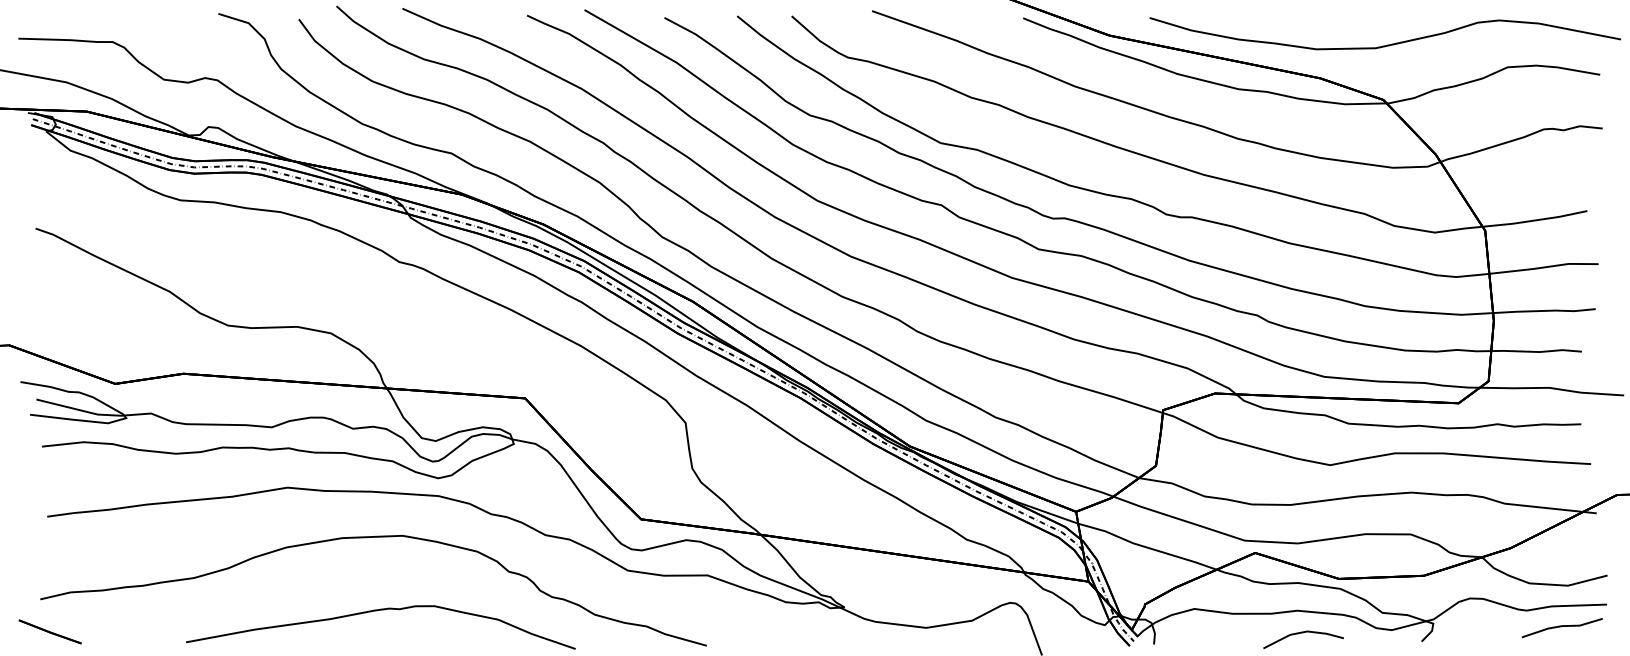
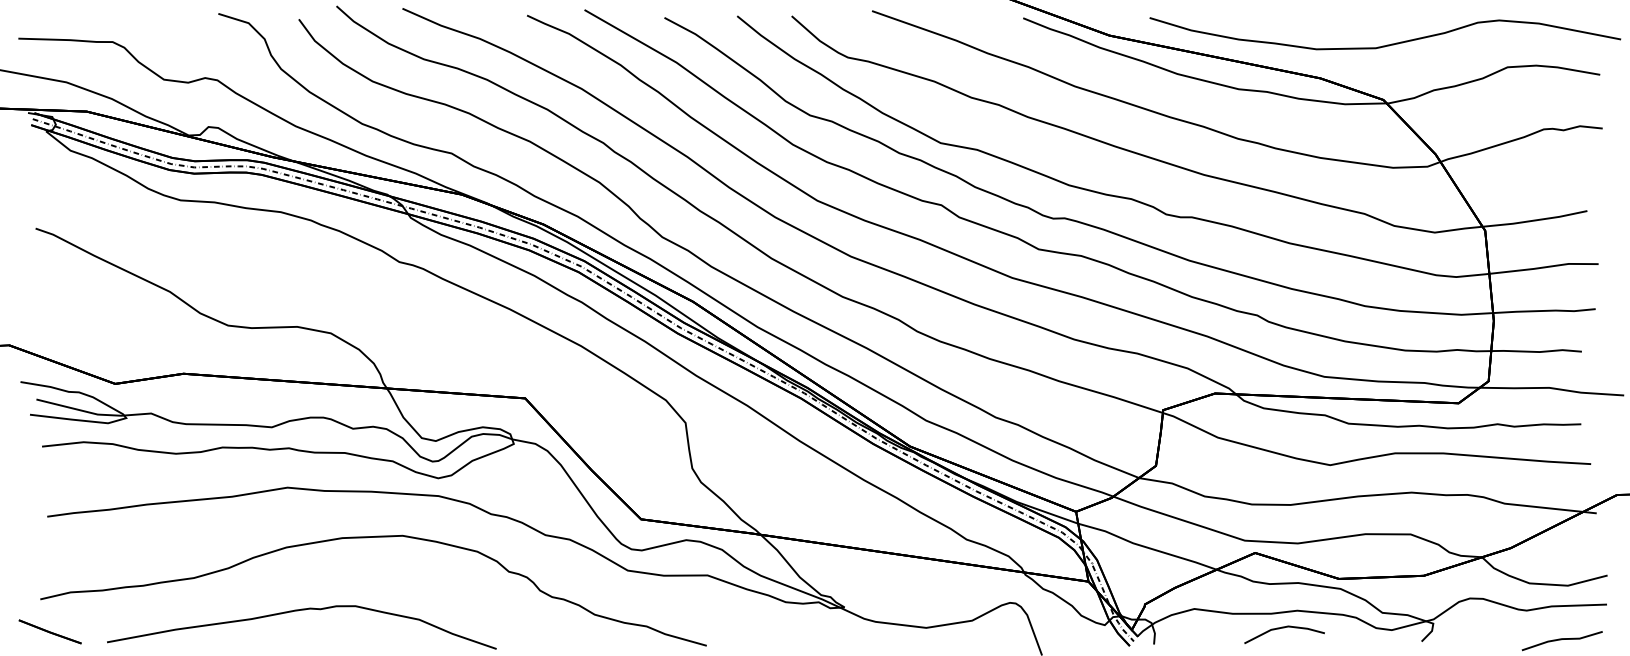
curve position: (377, 611) -> (298, 611) (298, 611)
line position: (1561, 627) -> (1561, 640) (1561, 640)
line position: (1303, 633) -> (1284, 628) (1284, 628)
